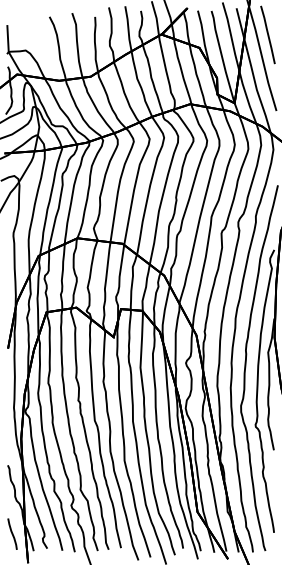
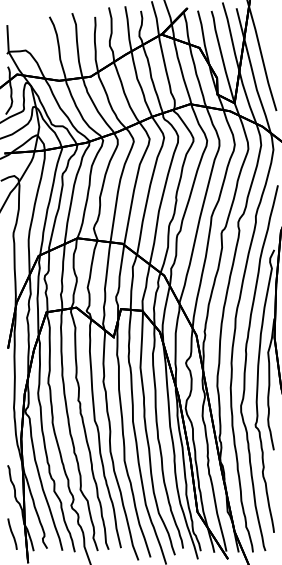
line: present -> none (267, 34)
